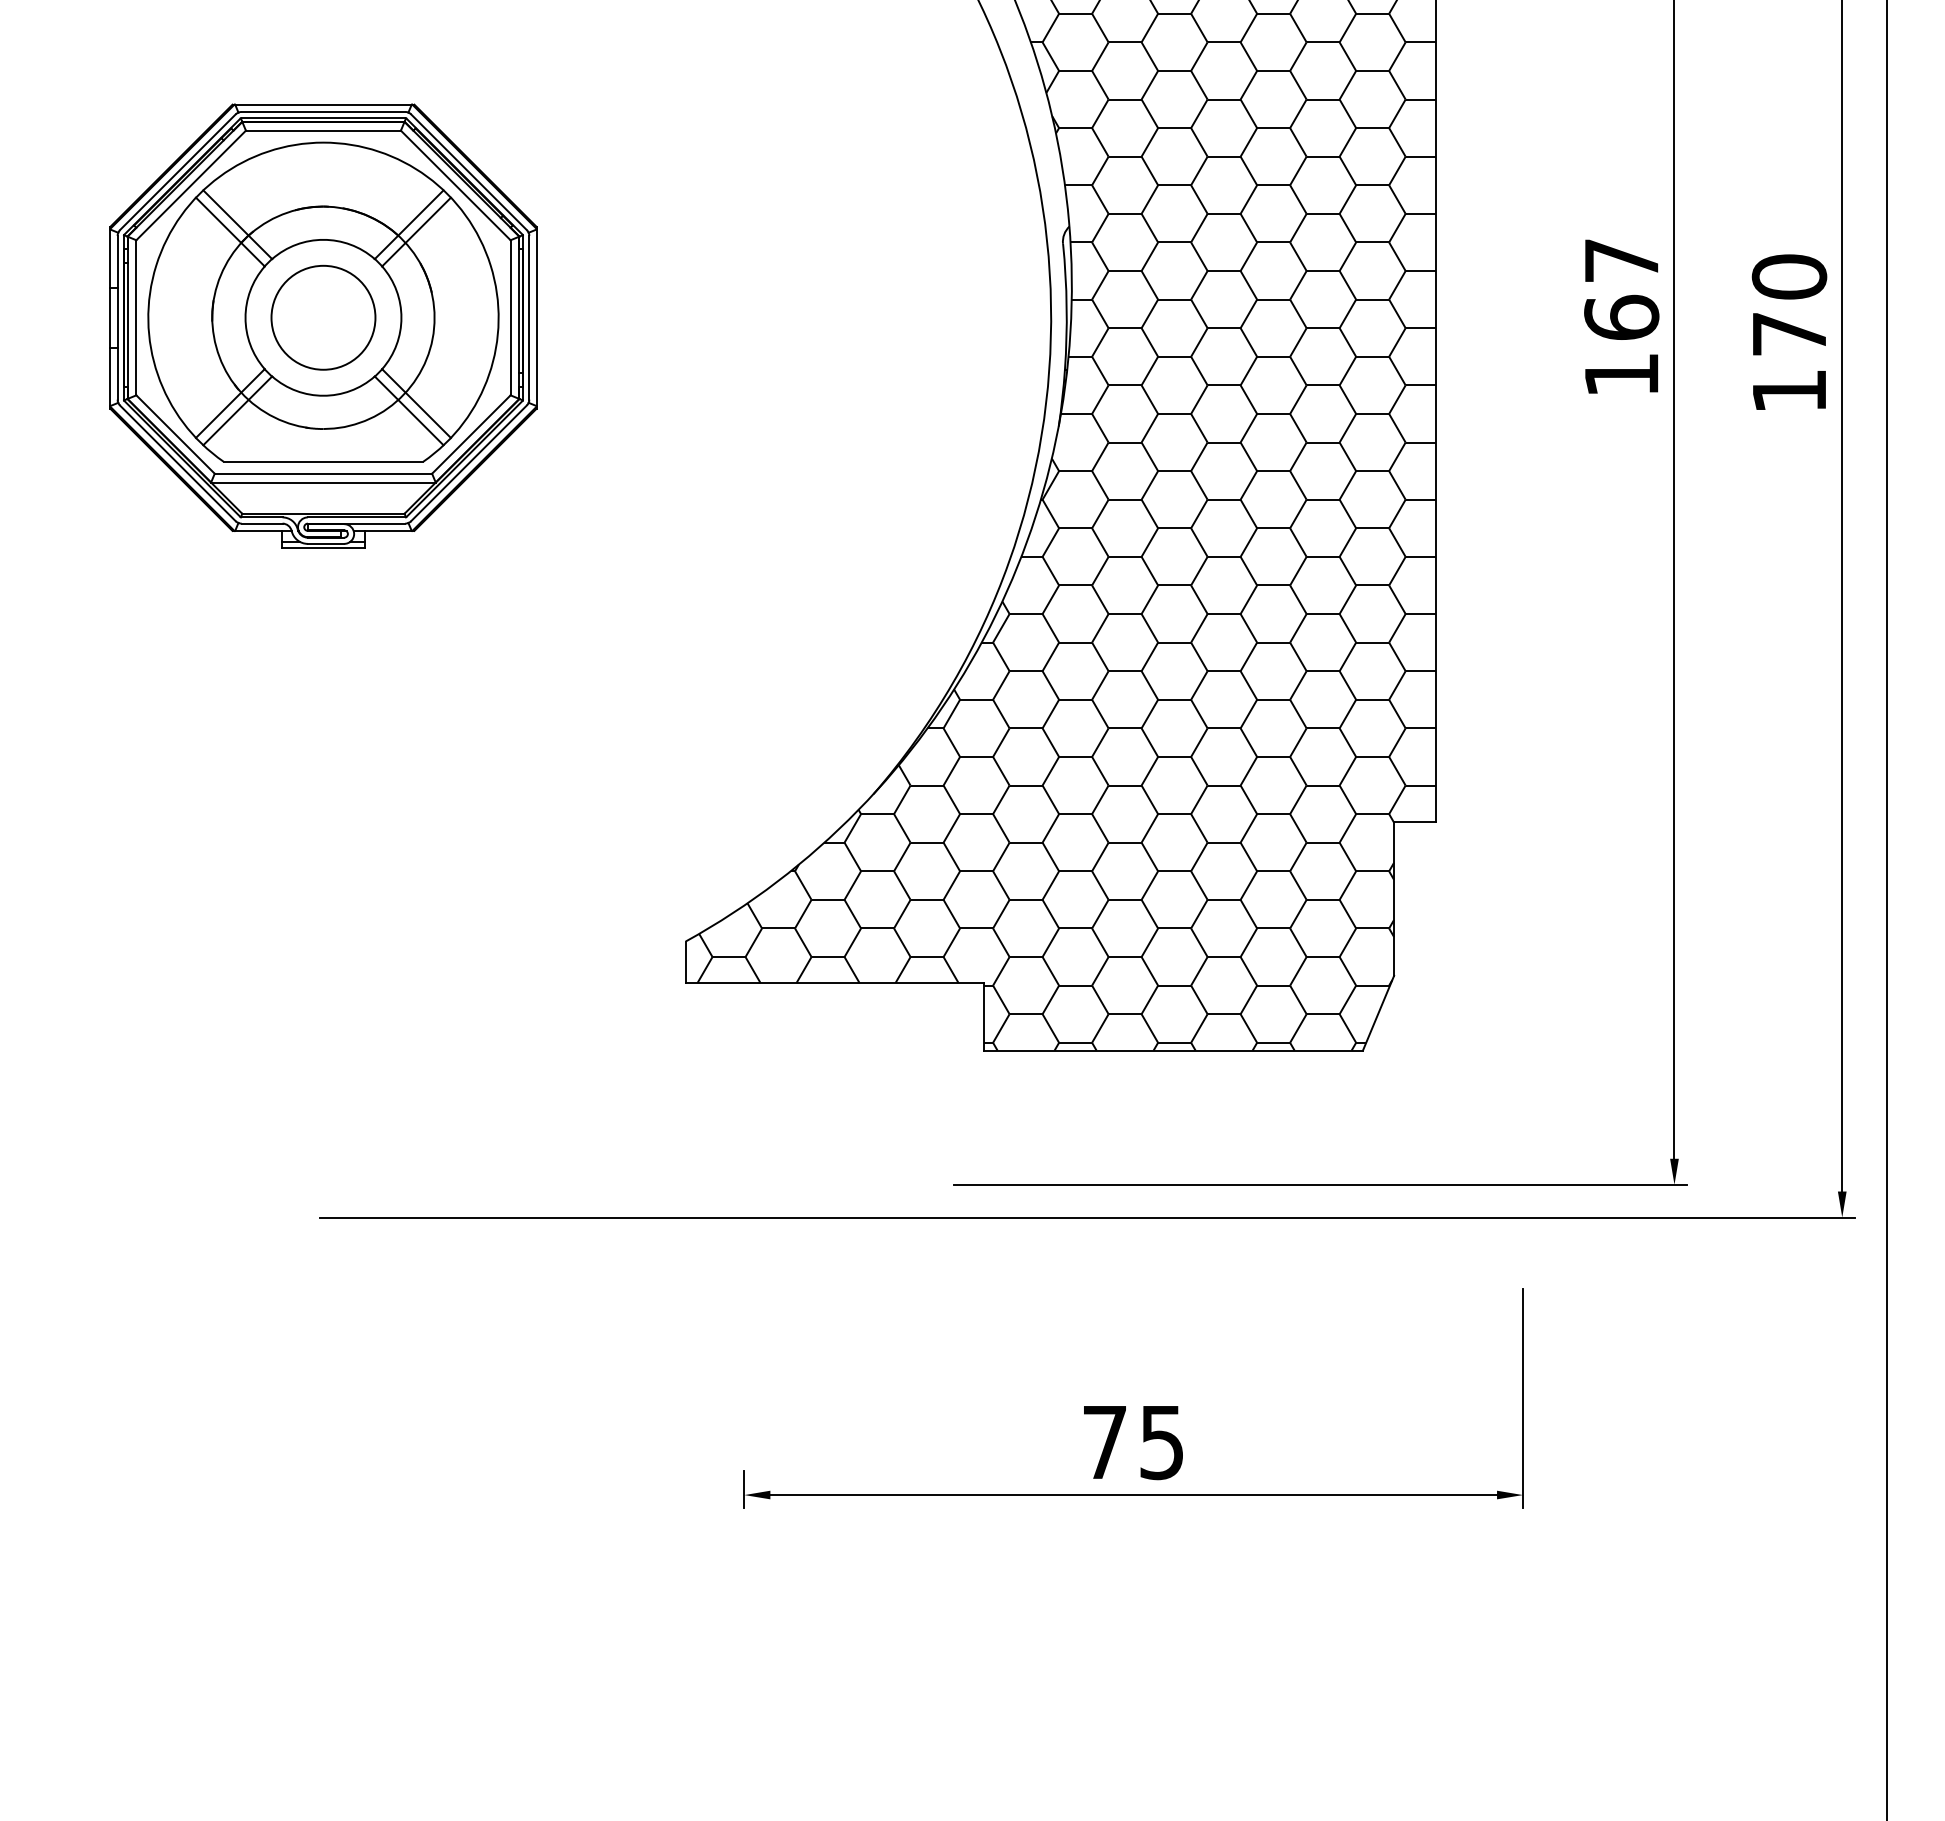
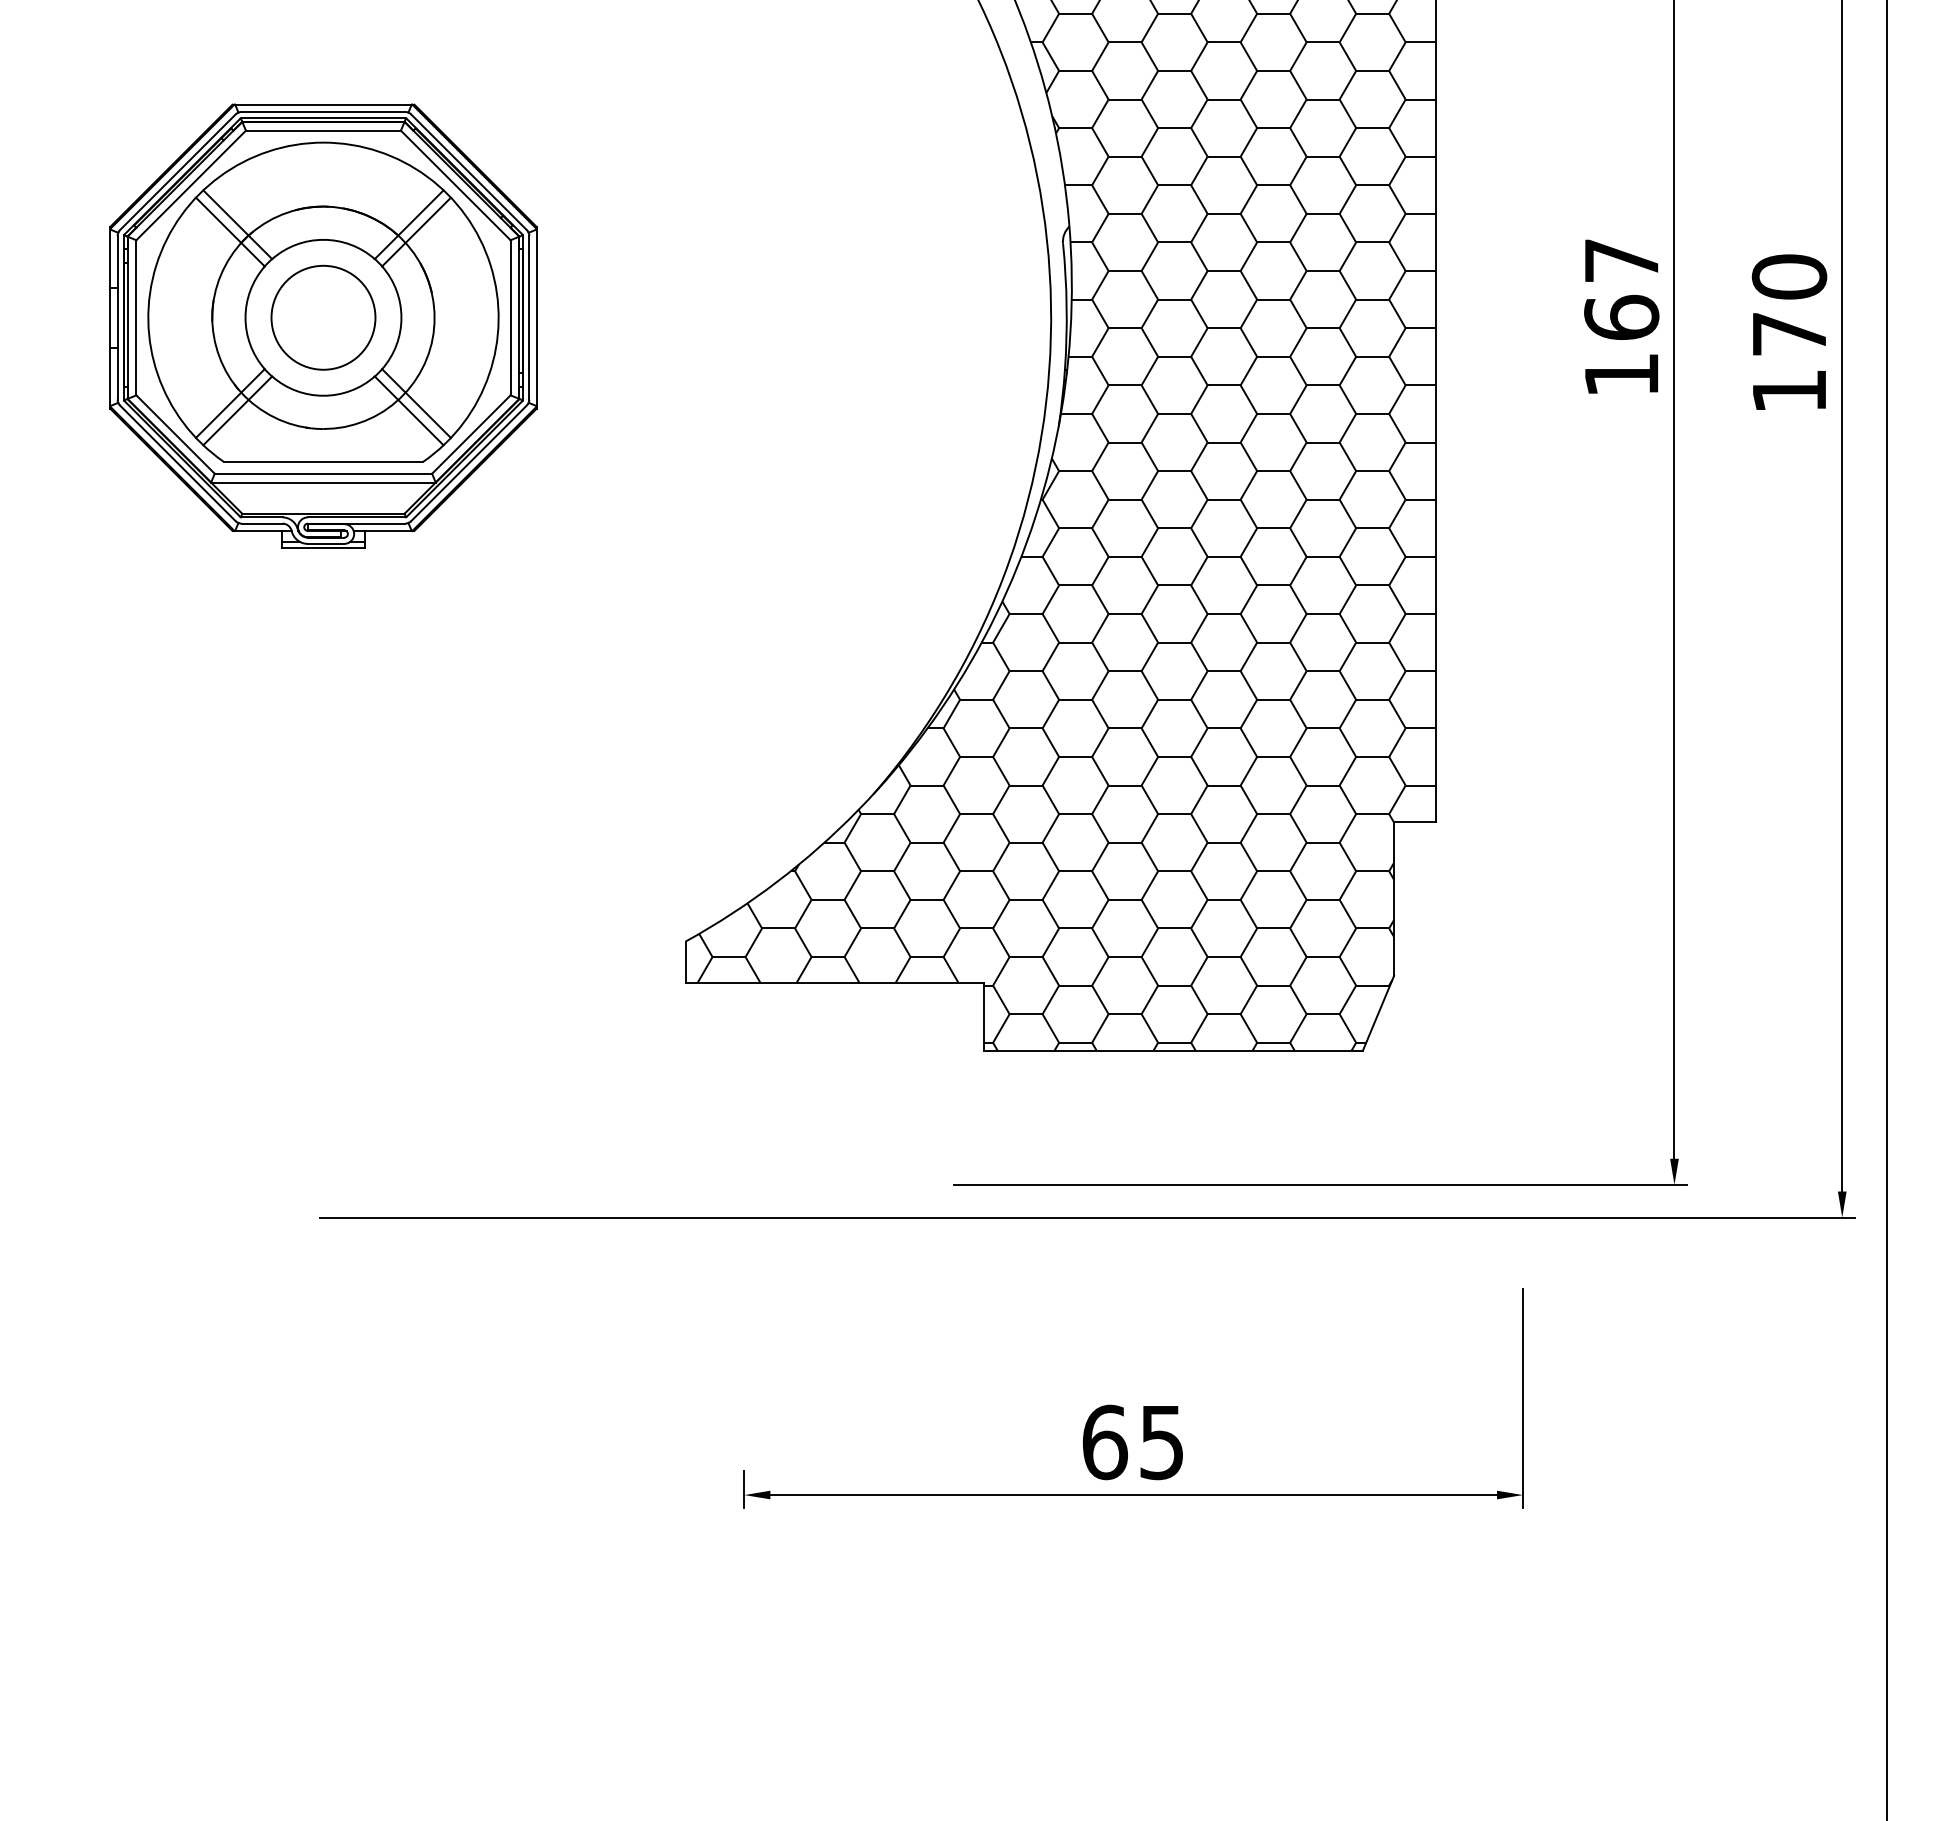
text: 75 -> 65 (1105, 1442)
